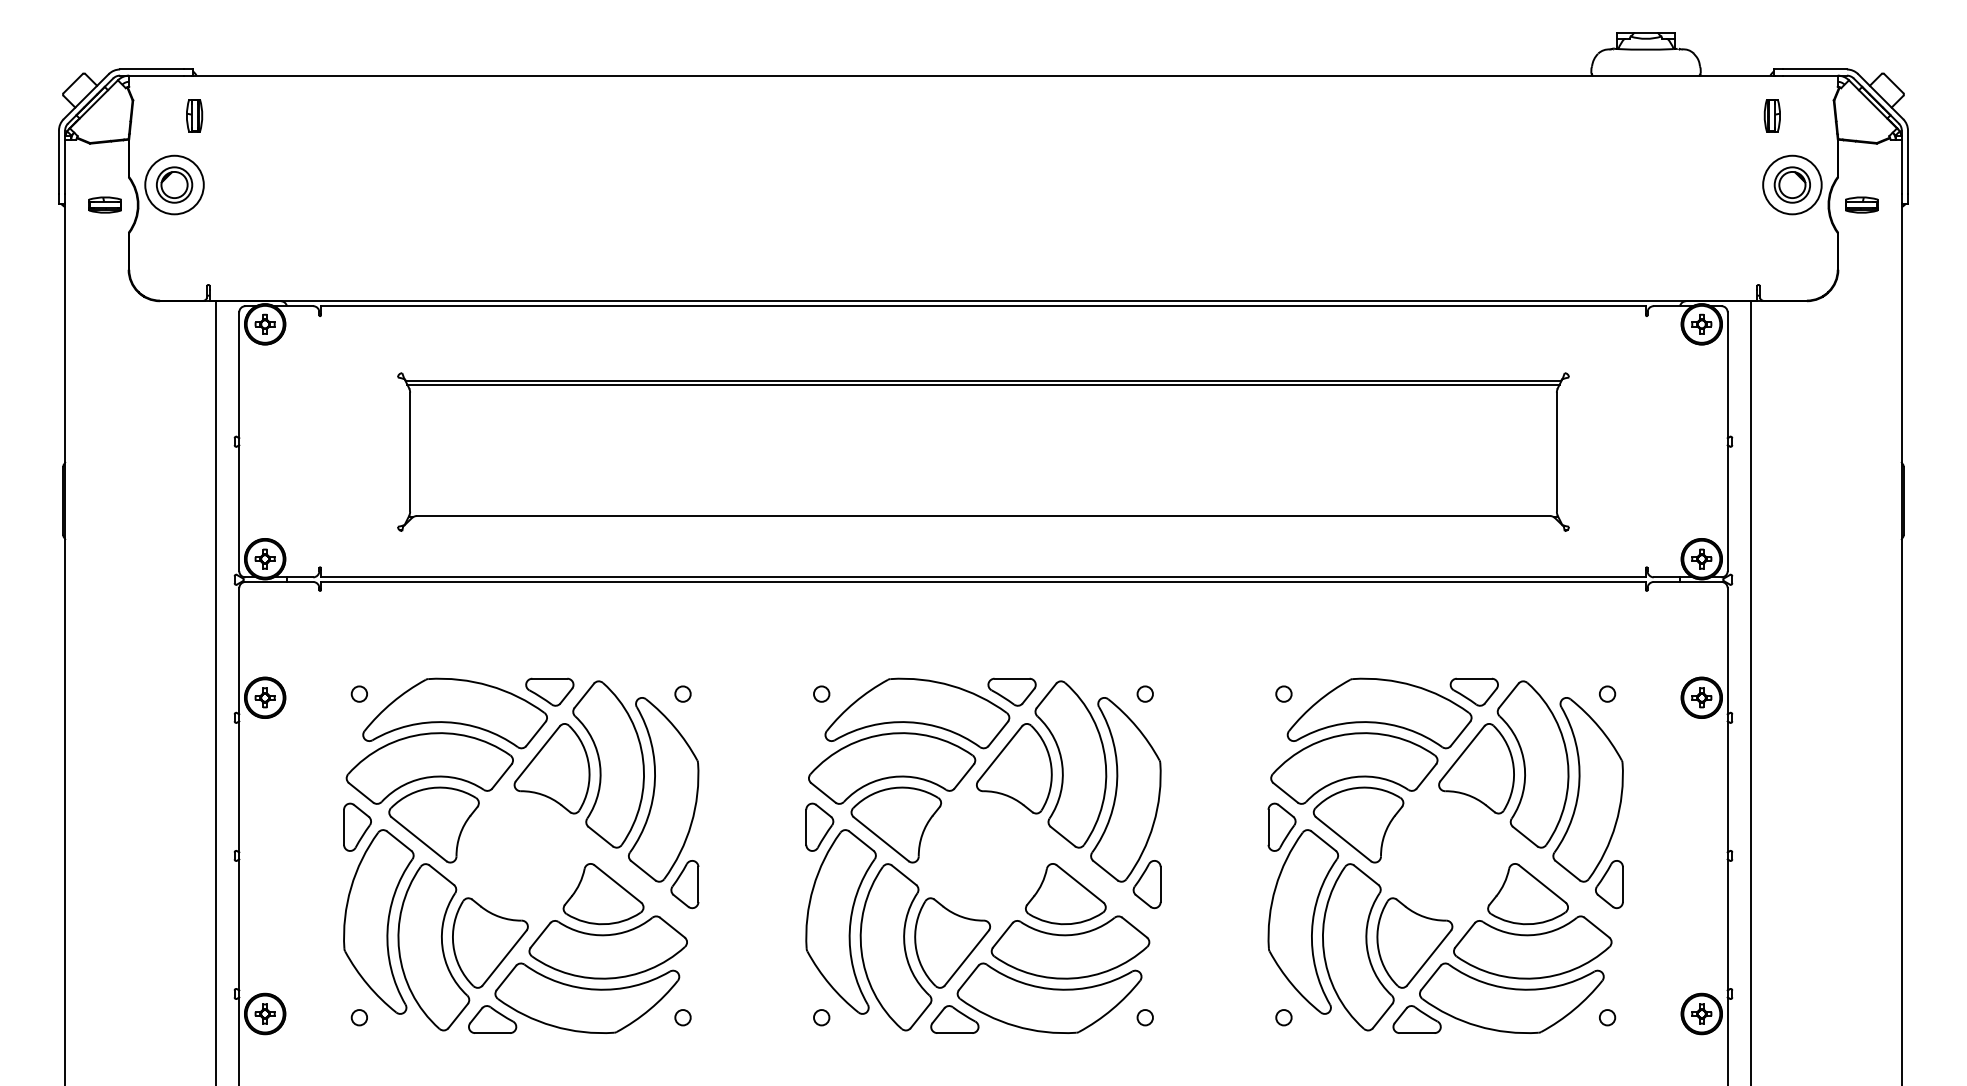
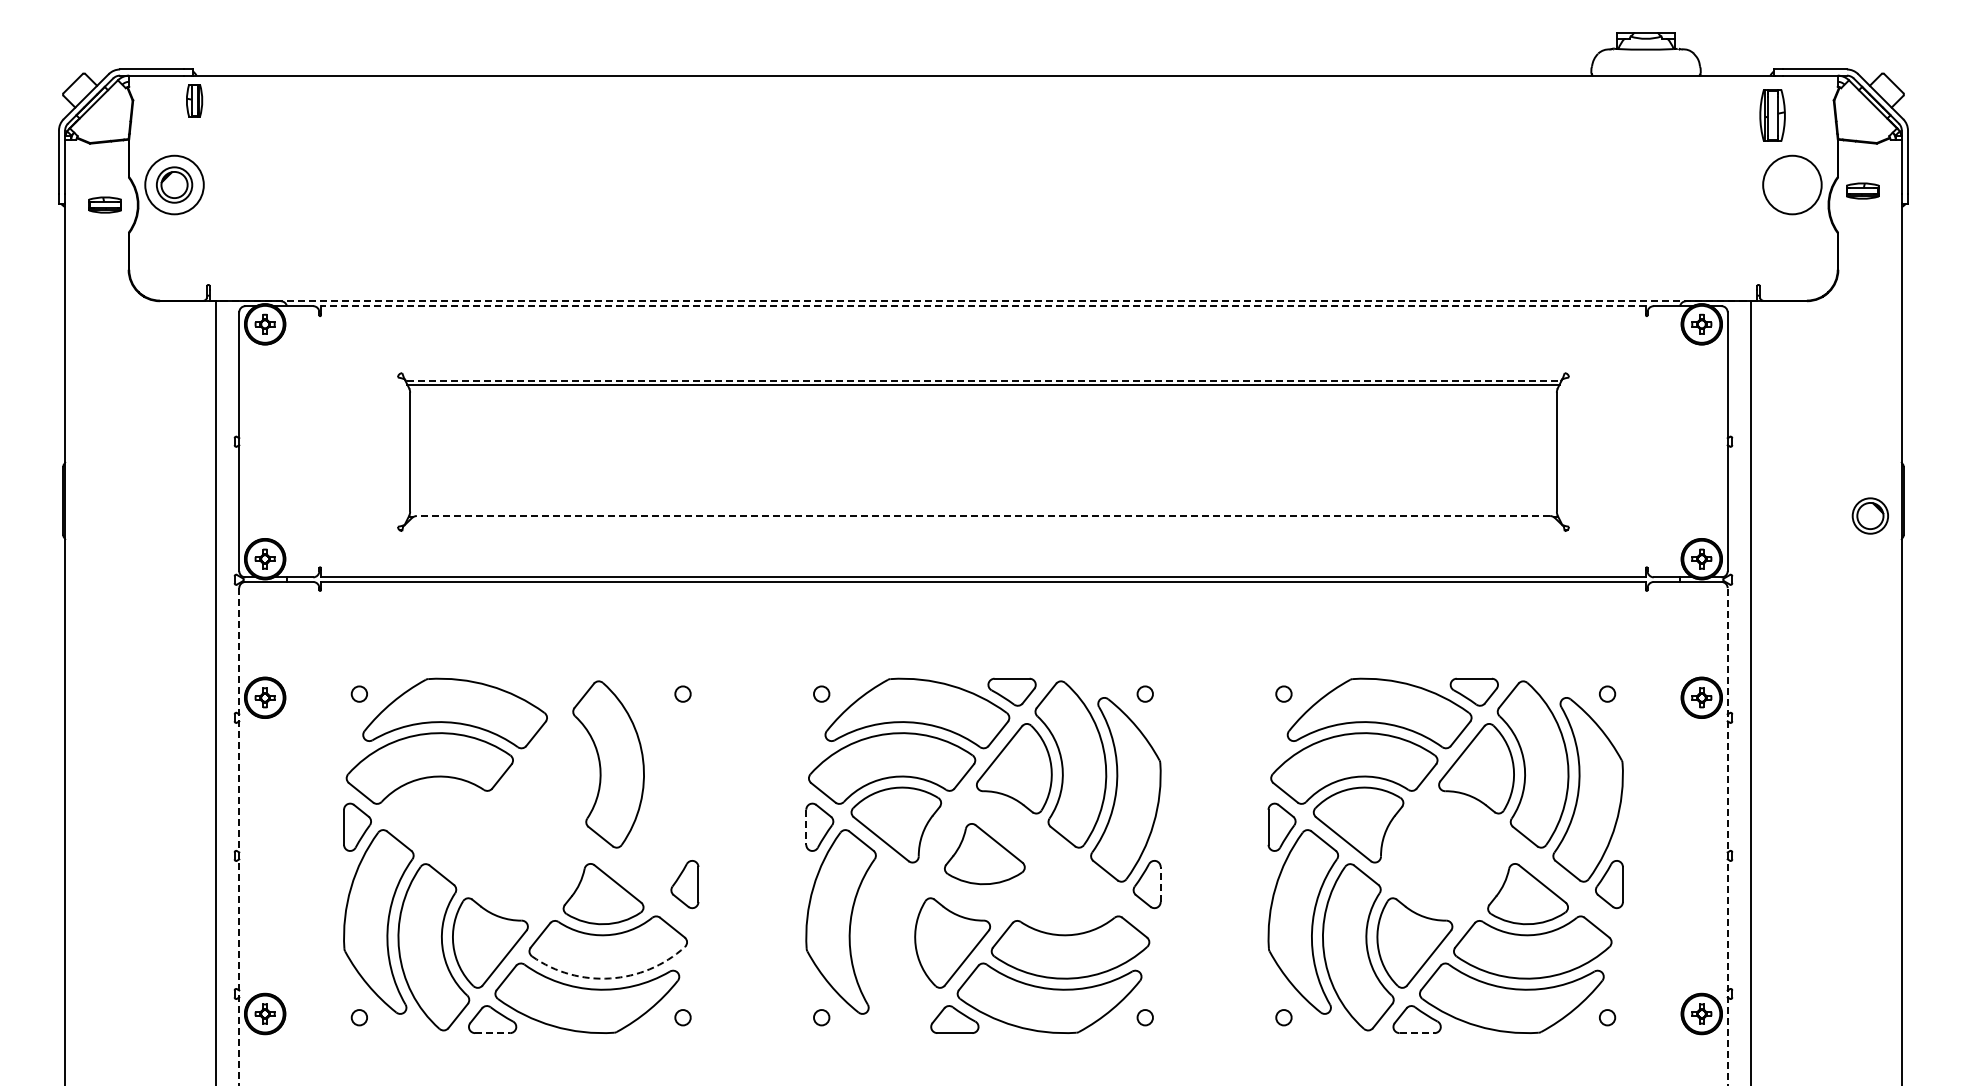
part position: (194, 115) -> (194, 100) (194, 100)
part size: 18x34 px -> 27x53 px (1772, 115)
part position: (1791, 184) -> (1869, 515) (1869, 515)
part position: (1861, 204) -> (1862, 190) (1862, 190)
line: solid -> dashed (982, 300)
line: solid -> dashed (983, 306)
line: solid -> dashed (983, 380)
line: solid -> dashed (983, 516)
part: present -> none (549, 691)
part: present -> none (551, 768)
part: present -> none (663, 789)
part: present -> none (433, 824)
line: solid -> dashed (806, 827)
line: solid -> dashed (239, 836)
line: solid -> dashed (1727, 836)
line: solid -> dashed (1160, 884)
part position: (1065, 894) -> (984, 854) (984, 854)
part: present -> none (895, 947)
arc: solid -> dashed (610, 978)
line: solid -> dashed (492, 1033)
line: solid -> dashed (1417, 1033)
